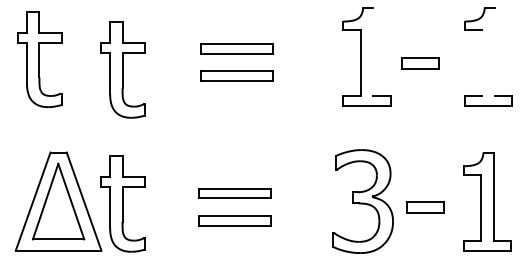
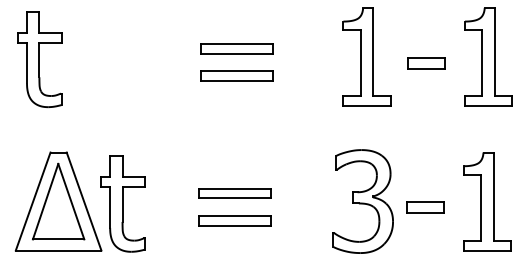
line: none -> present (373, 51)
line: none -> present (494, 51)
part position: (420, 63) -> (426, 63) (426, 63)
line: none -> present (482, 63)
part: present -> none (122, 69)
